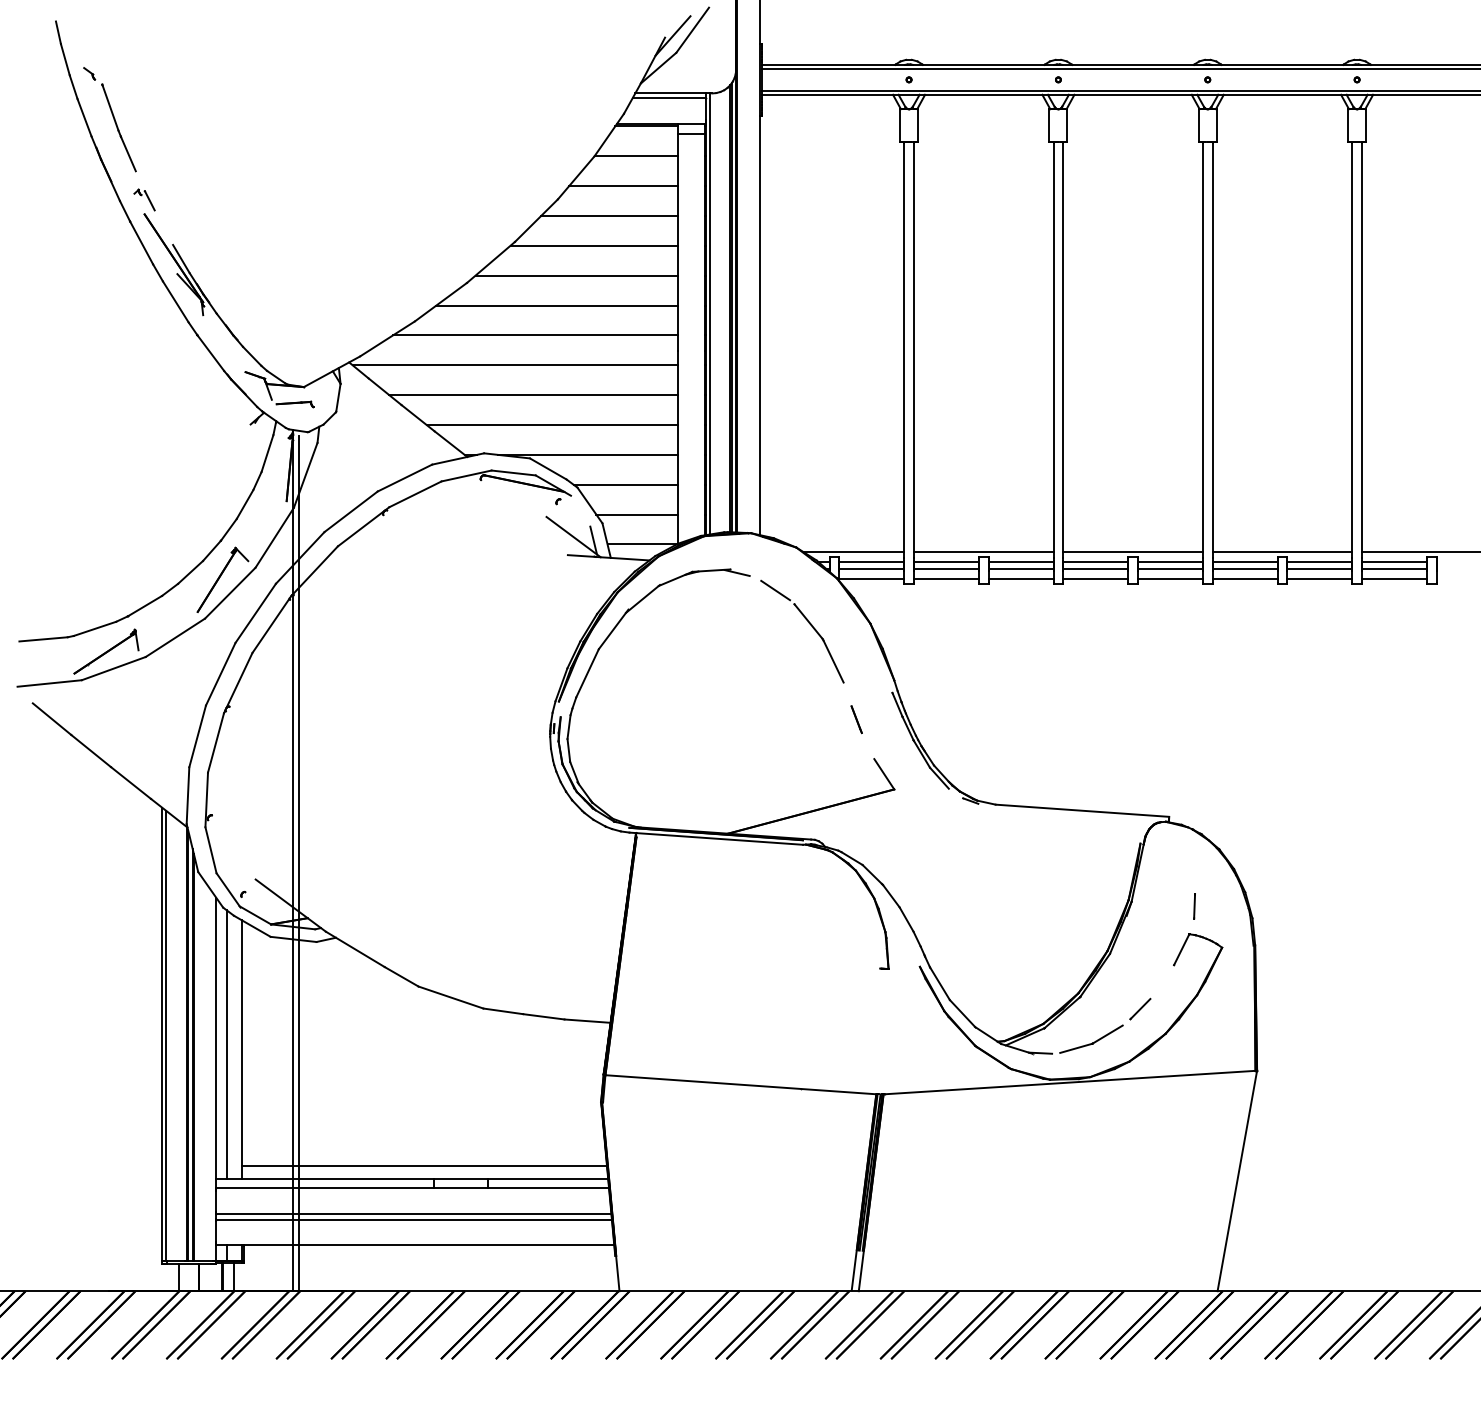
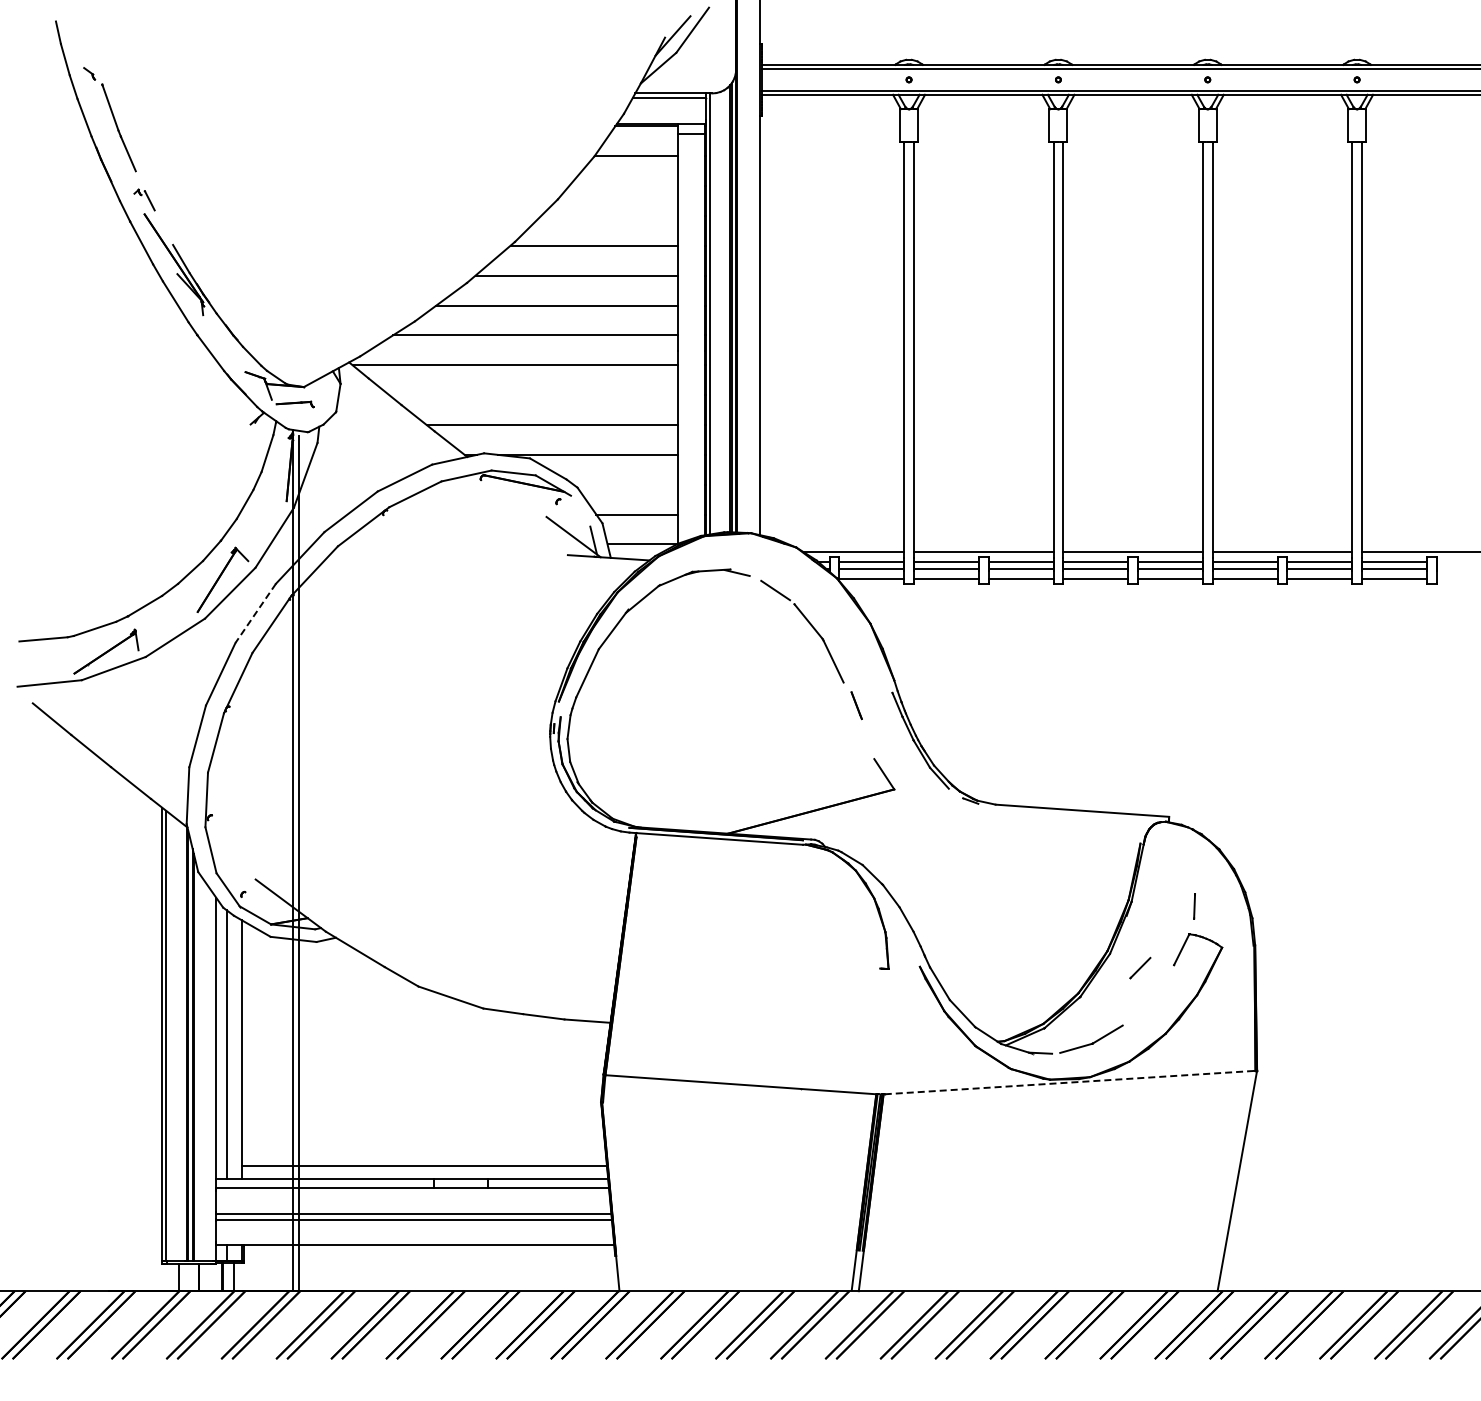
line: present -> none (623, 186)
line: present -> none (609, 215)
line: present -> none (533, 395)
line: present -> none (625, 484)
line: solid -> dashed (255, 613)
line position: (856, 719) -> (856, 705) (856, 705)
line position: (1140, 1008) -> (1140, 967) (1140, 967)
line: solid -> dashed (1070, 1082)
